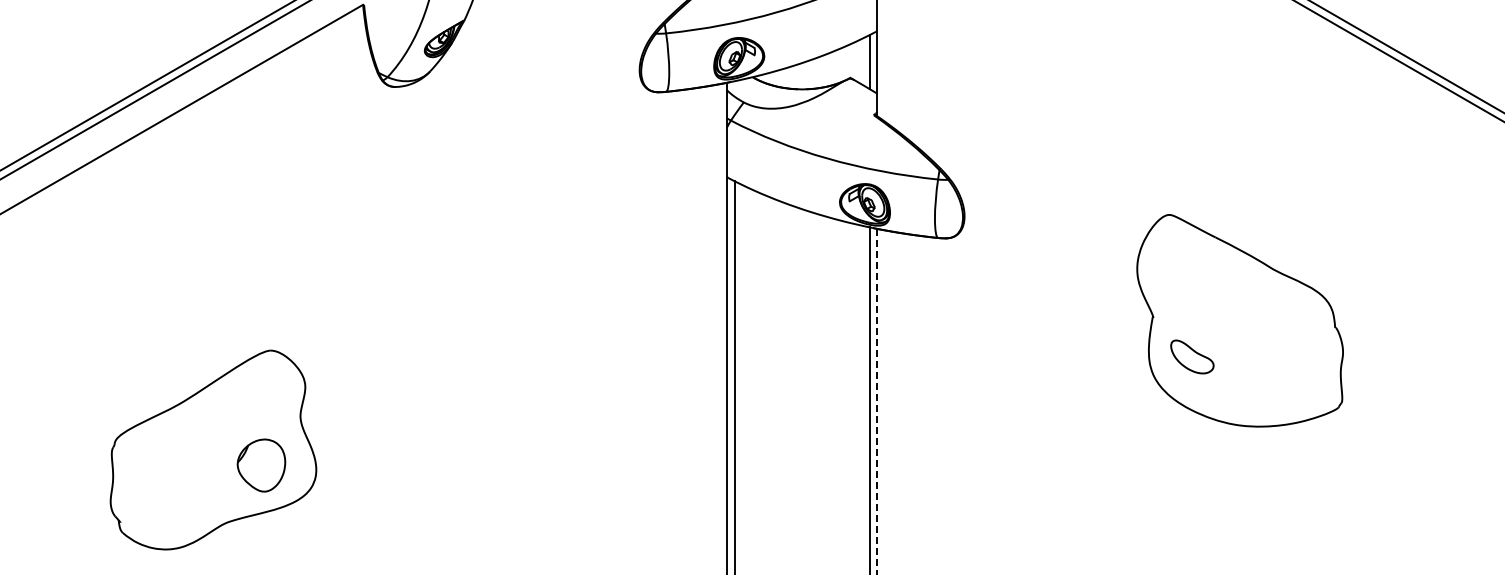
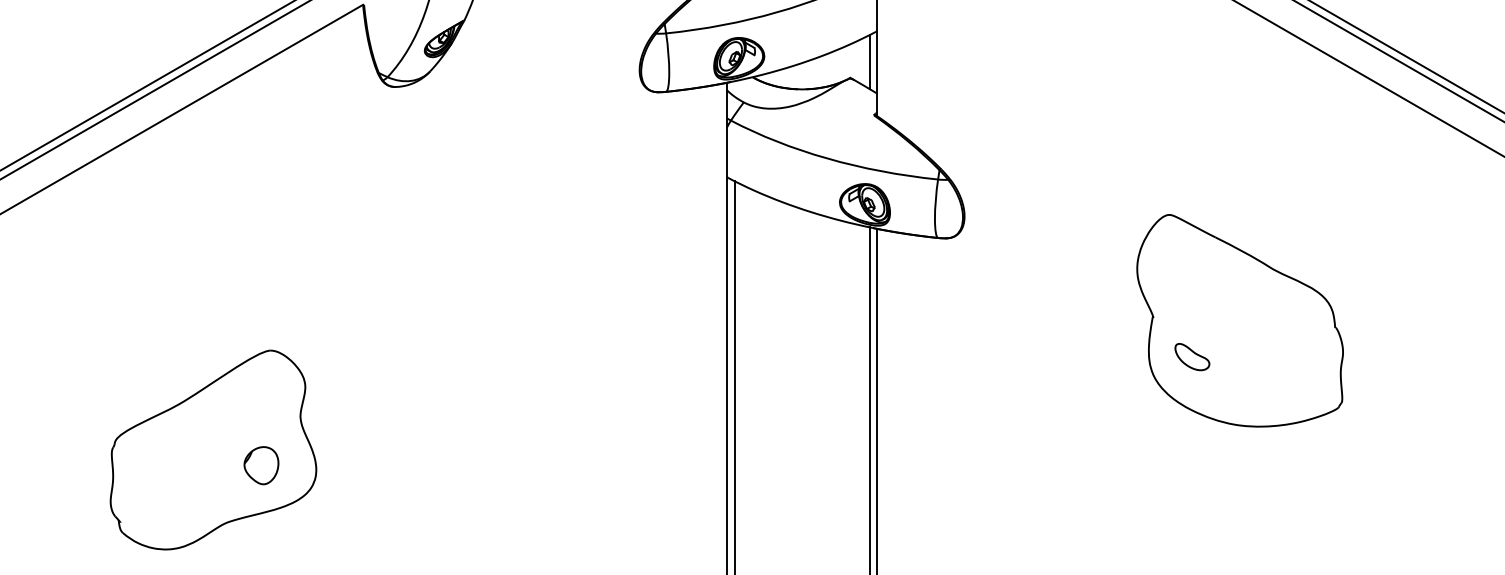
line: none -> present (1368, 78)
part size: 45x36 px -> 37x29 px (1192, 357)
line: dashed -> solid (877, 401)
part size: 51x55 px -> 37x40 px (261, 465)
